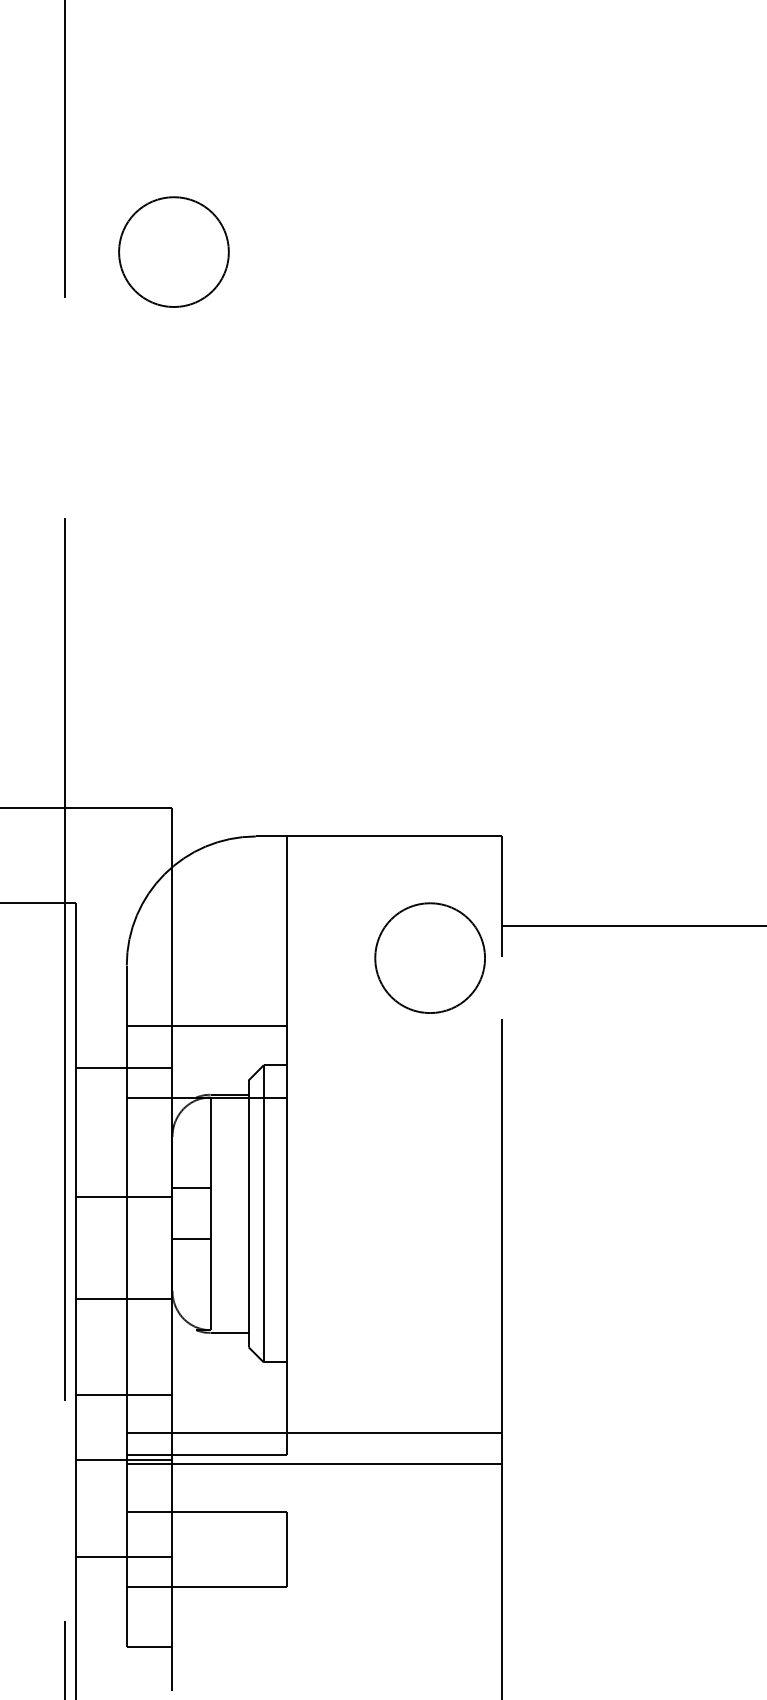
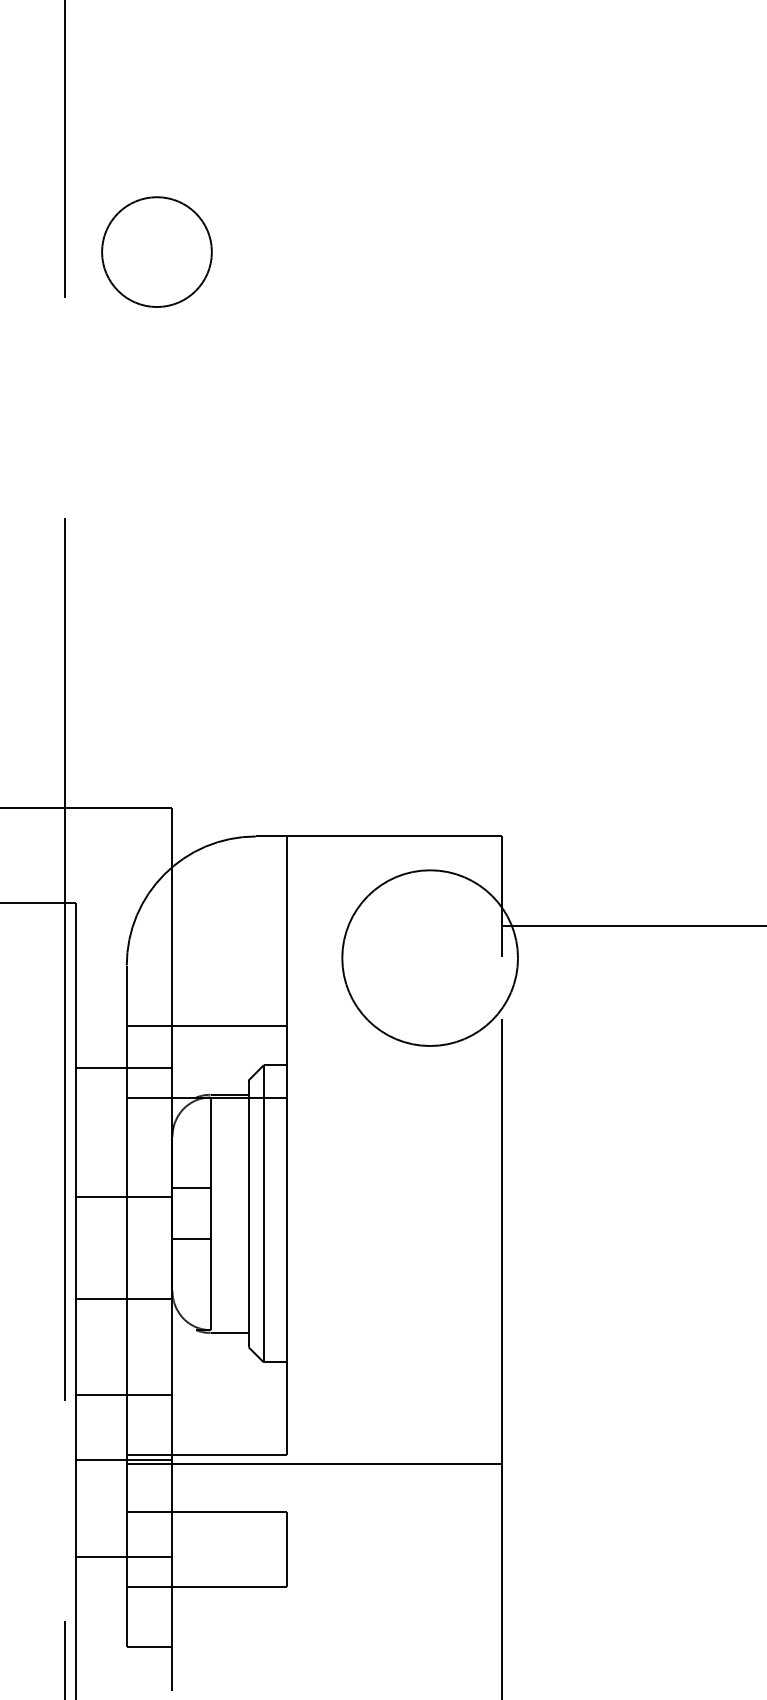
circle position: (173, 251) -> (156, 251) (156, 251)
circle diameter: 110 px -> 176 px (430, 958)
line: present -> none (313, 1433)
